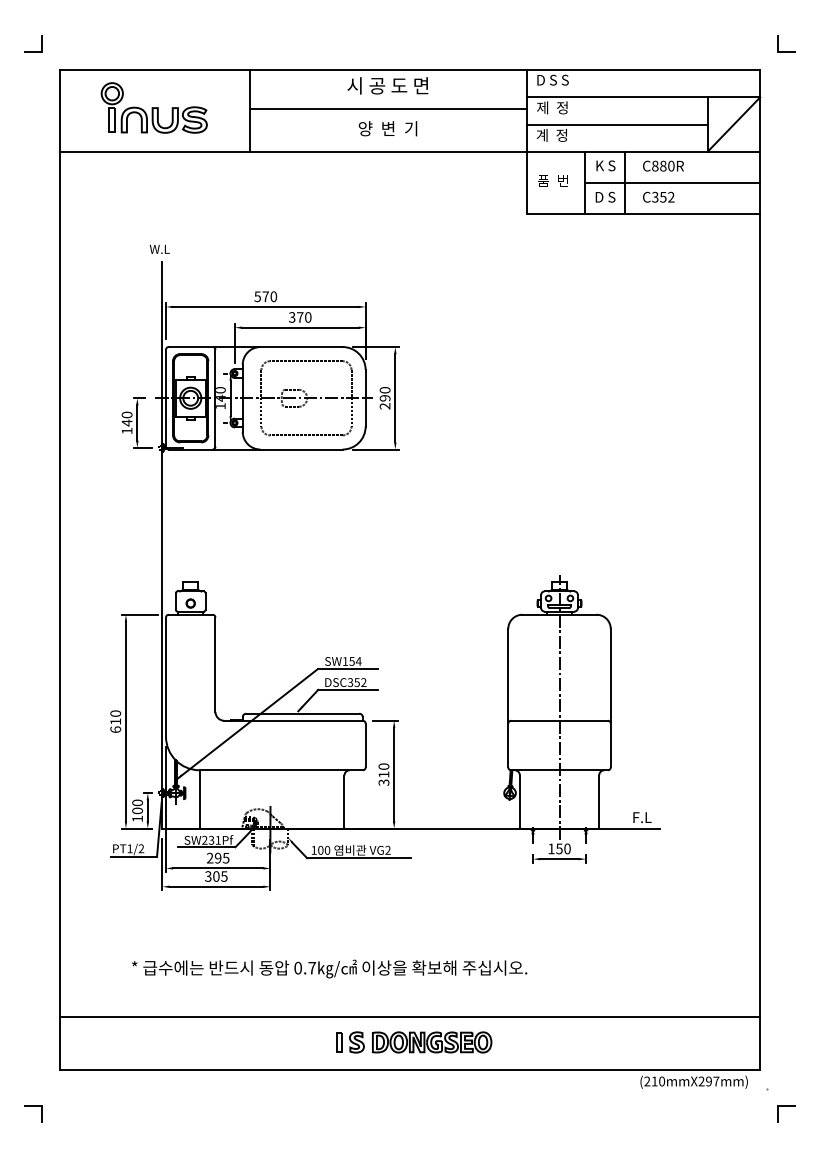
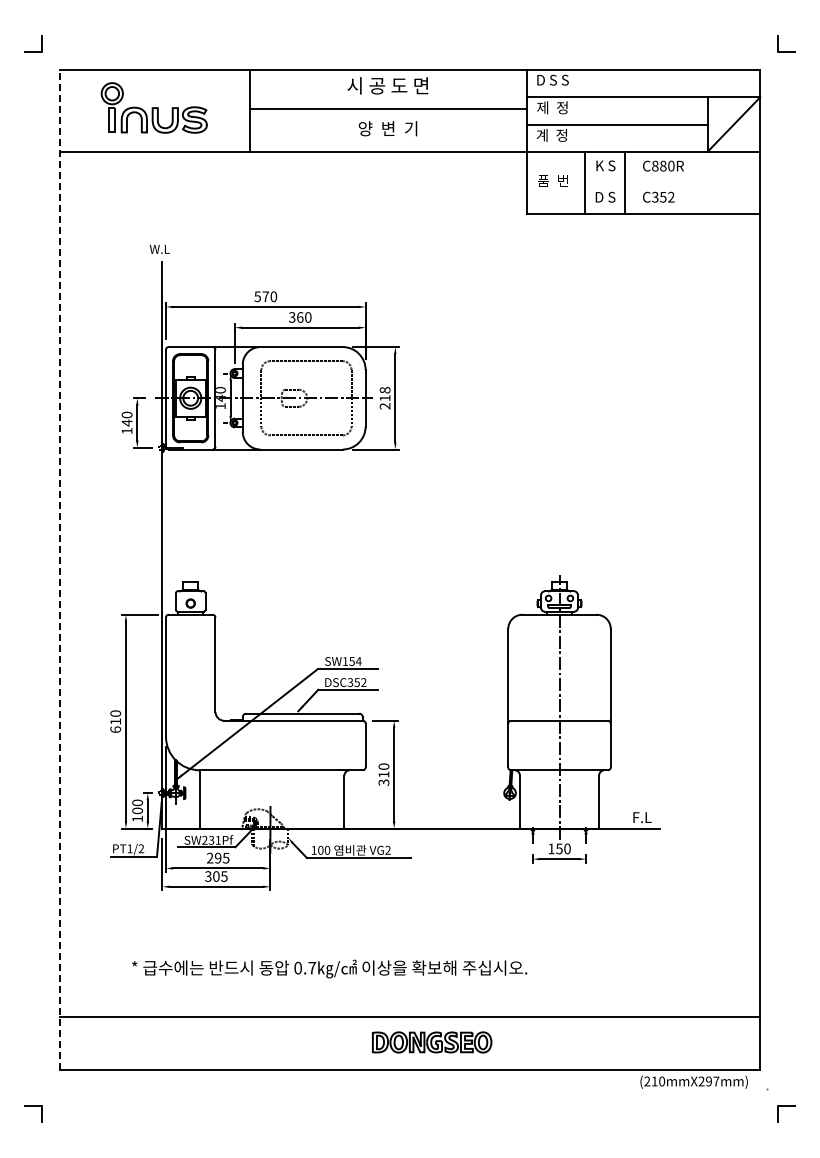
line: present -> none (672, 182)
text: 370 -> 360 (300, 317)
text: 290 -> 218 (384, 394)
line: solid -> dashed (59, 569)
part: present -> none (350, 1042)
